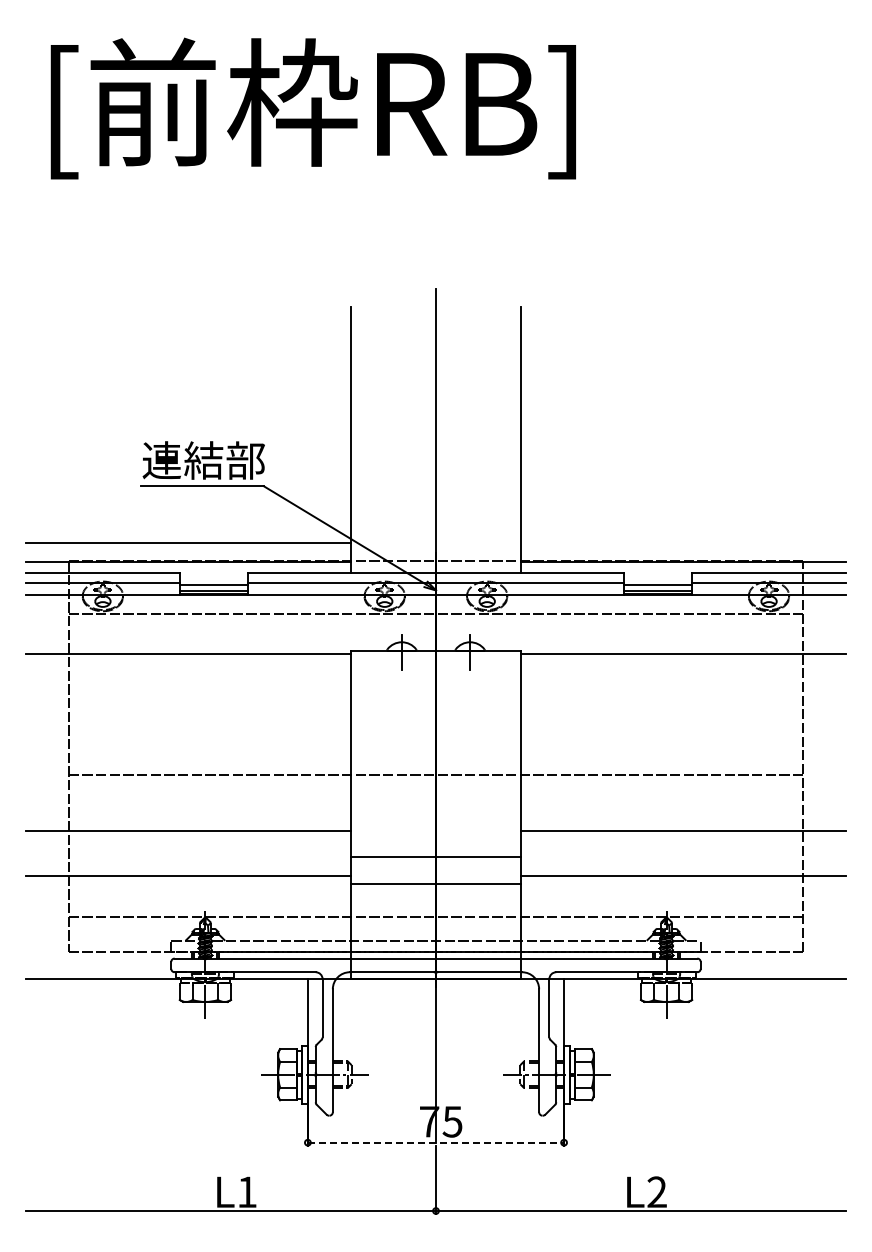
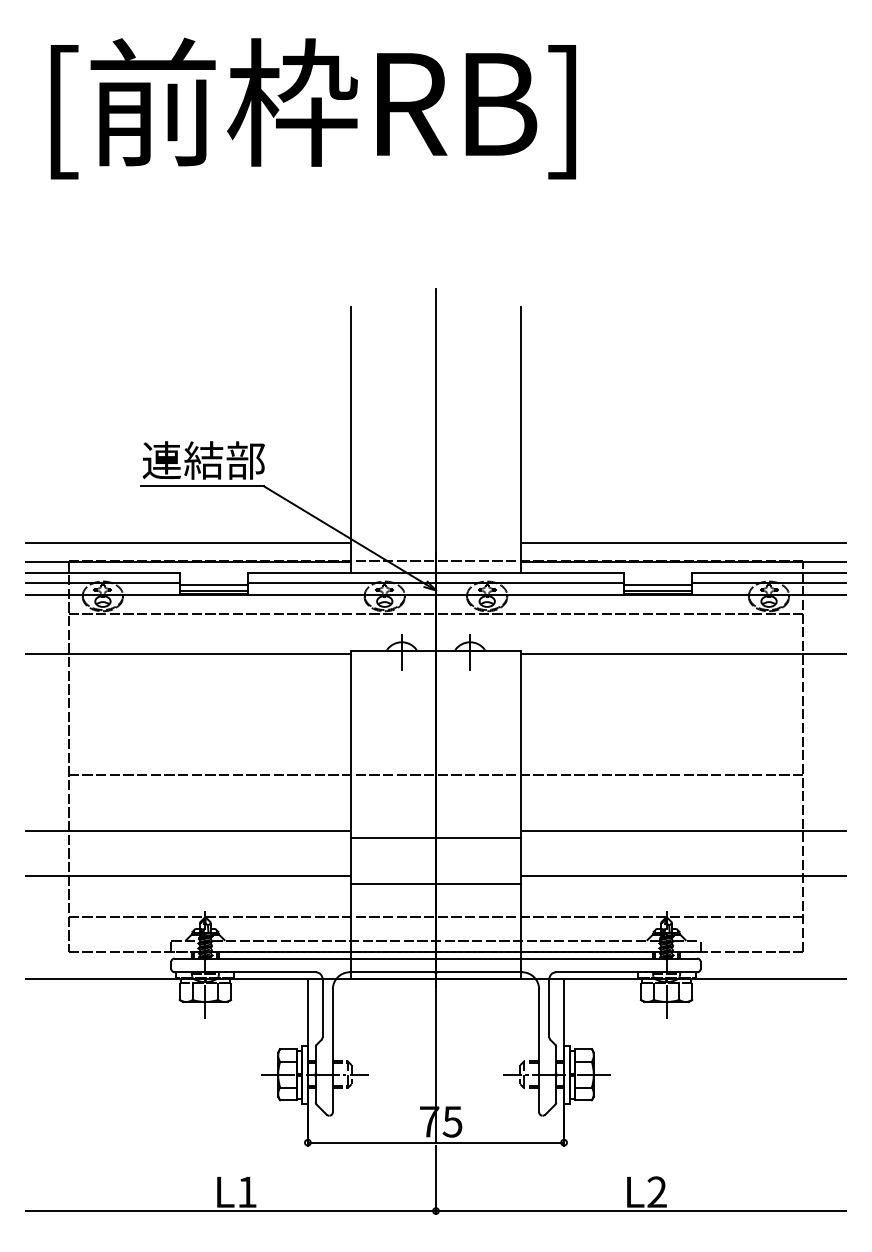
line: none -> present (683, 543)
line position: (435, 856) -> (435, 837) (435, 837)
line: dashed -> solid (436, 1142)
